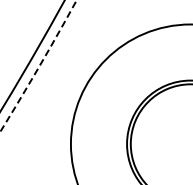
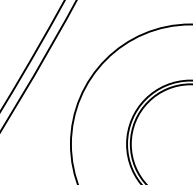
arc: dashed -> solid (38, 67)
